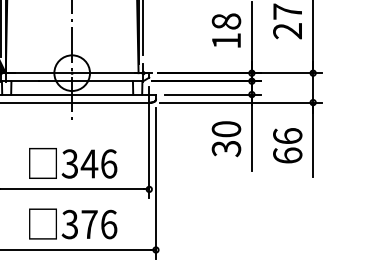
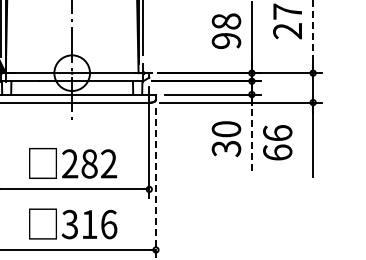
line: solid -> dashed (313, 34)
text: 18 -> 98 (226, 40)
line: solid -> dashed (251, 132)
text position: (287, 145) -> (277, 142) (277, 142)
text: 346 -> 282 (89, 163)
line: solid -> dashed (155, 184)
text: 376 -> 316 (89, 224)
